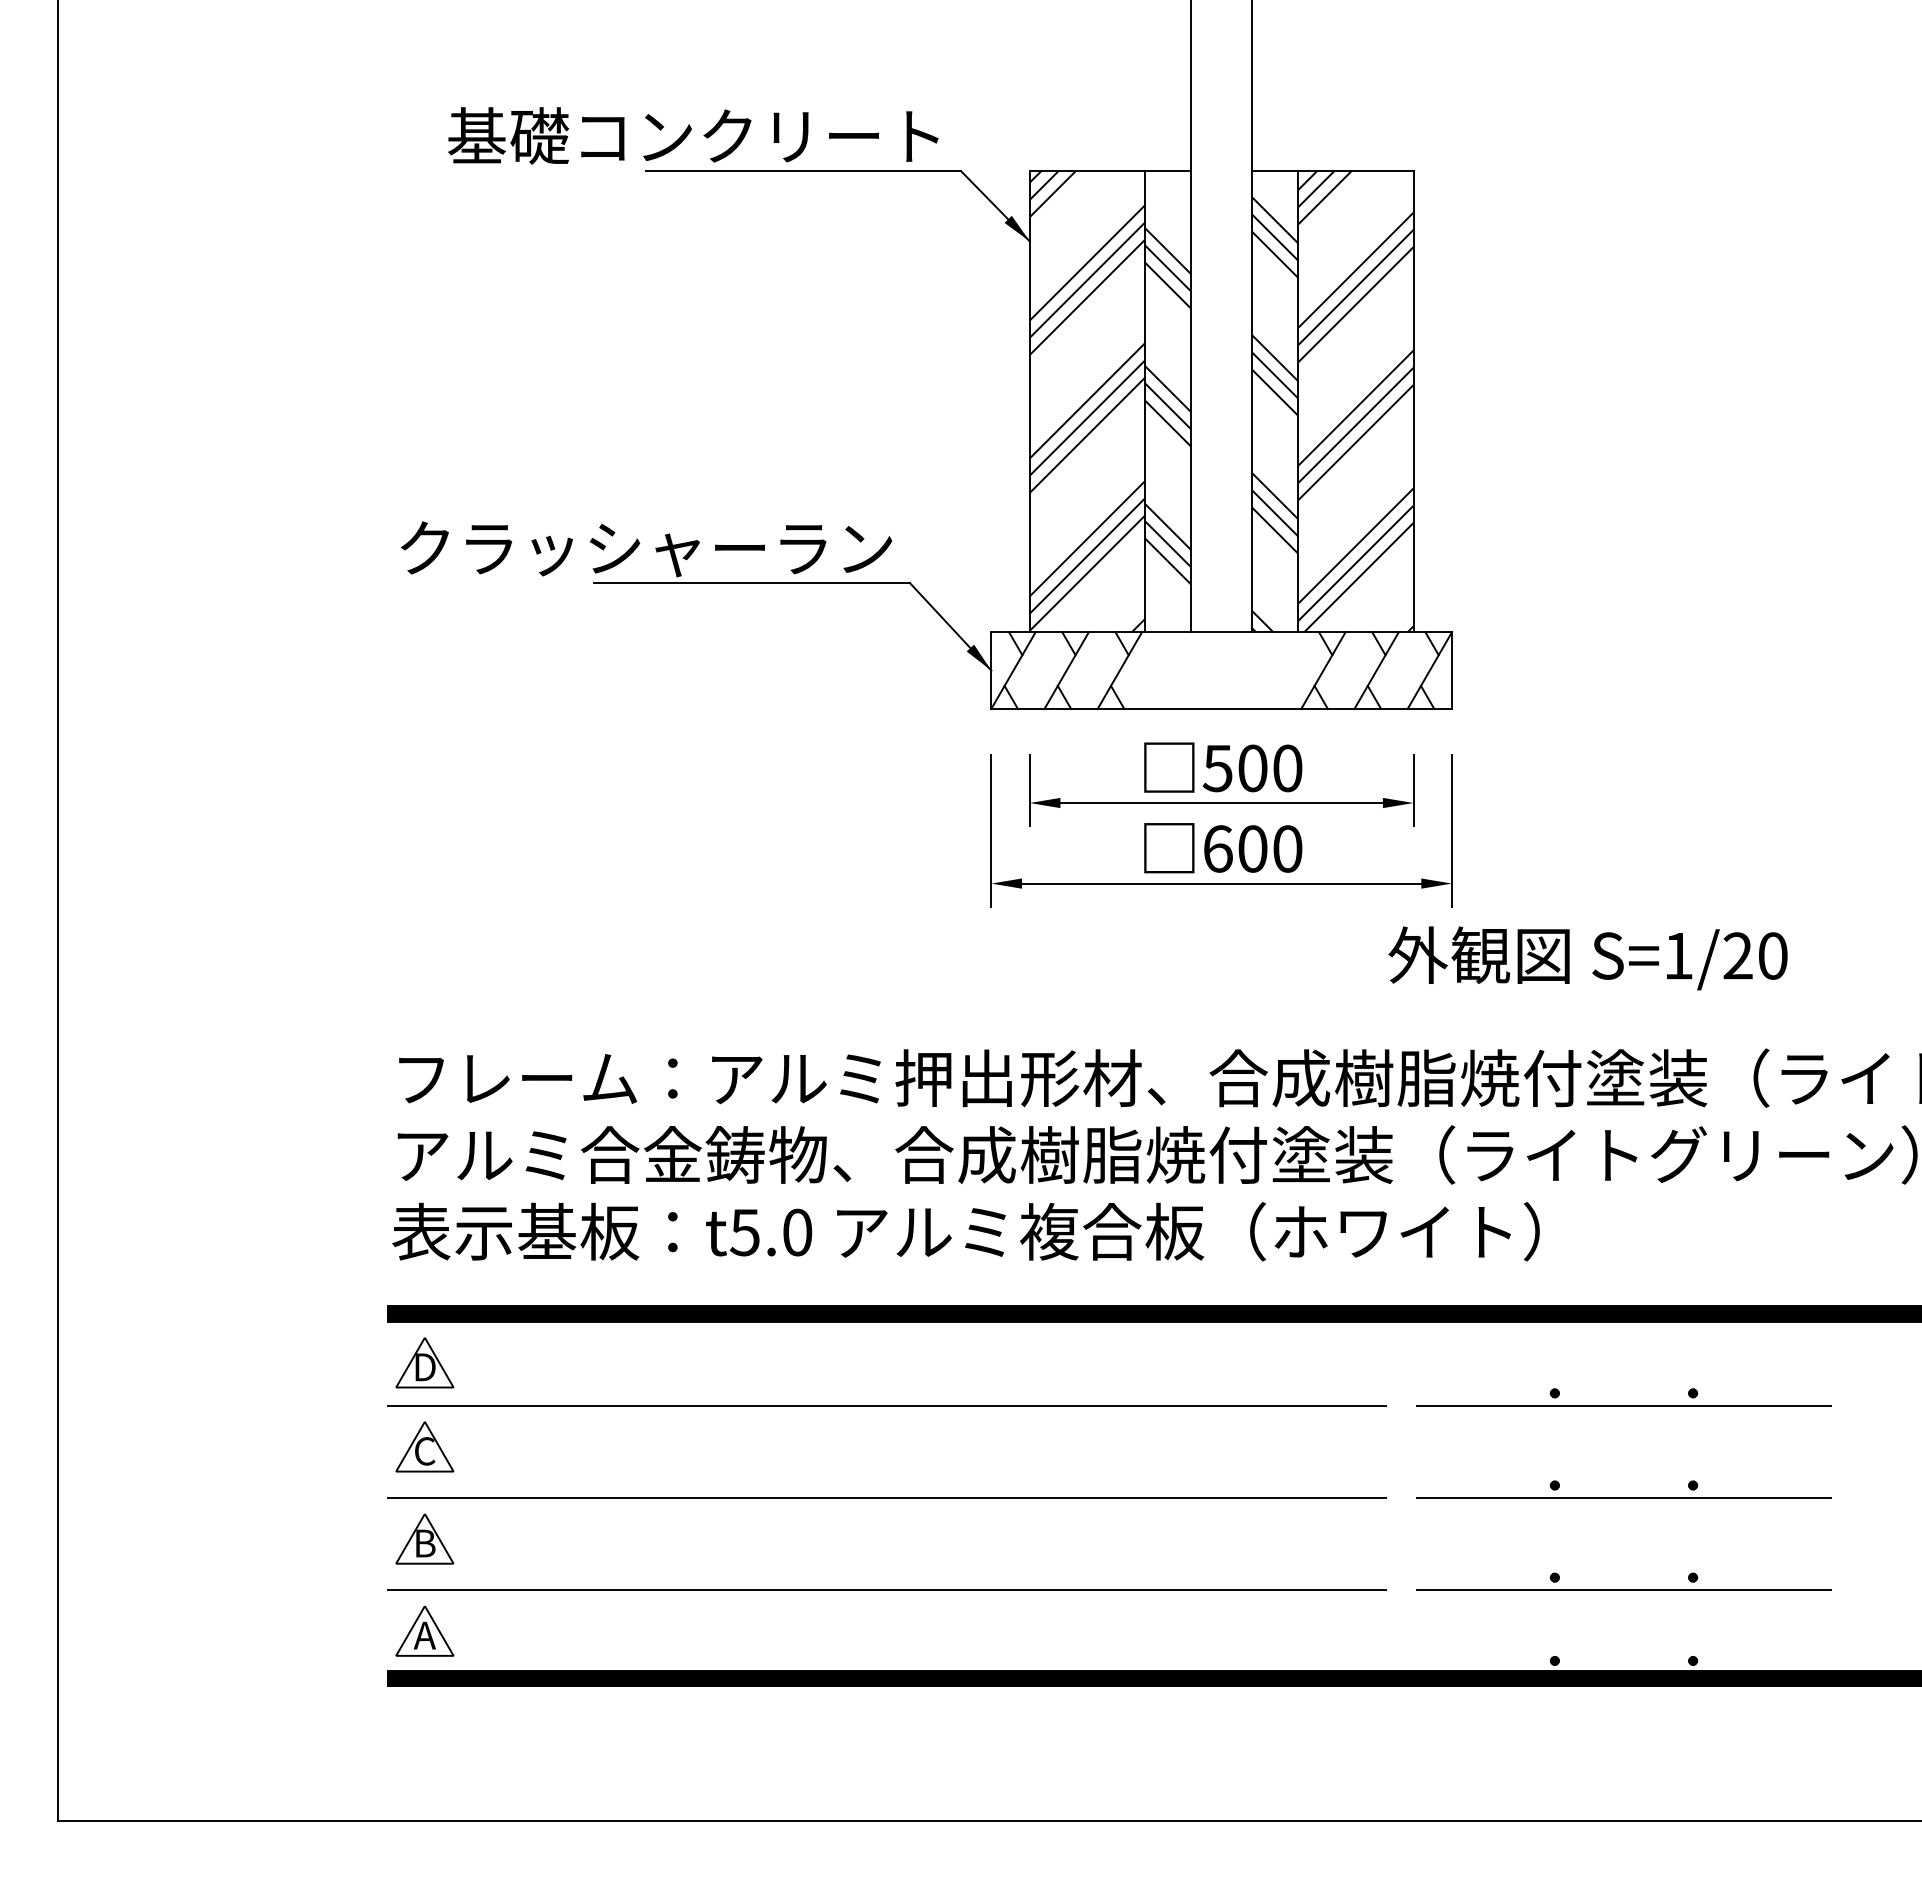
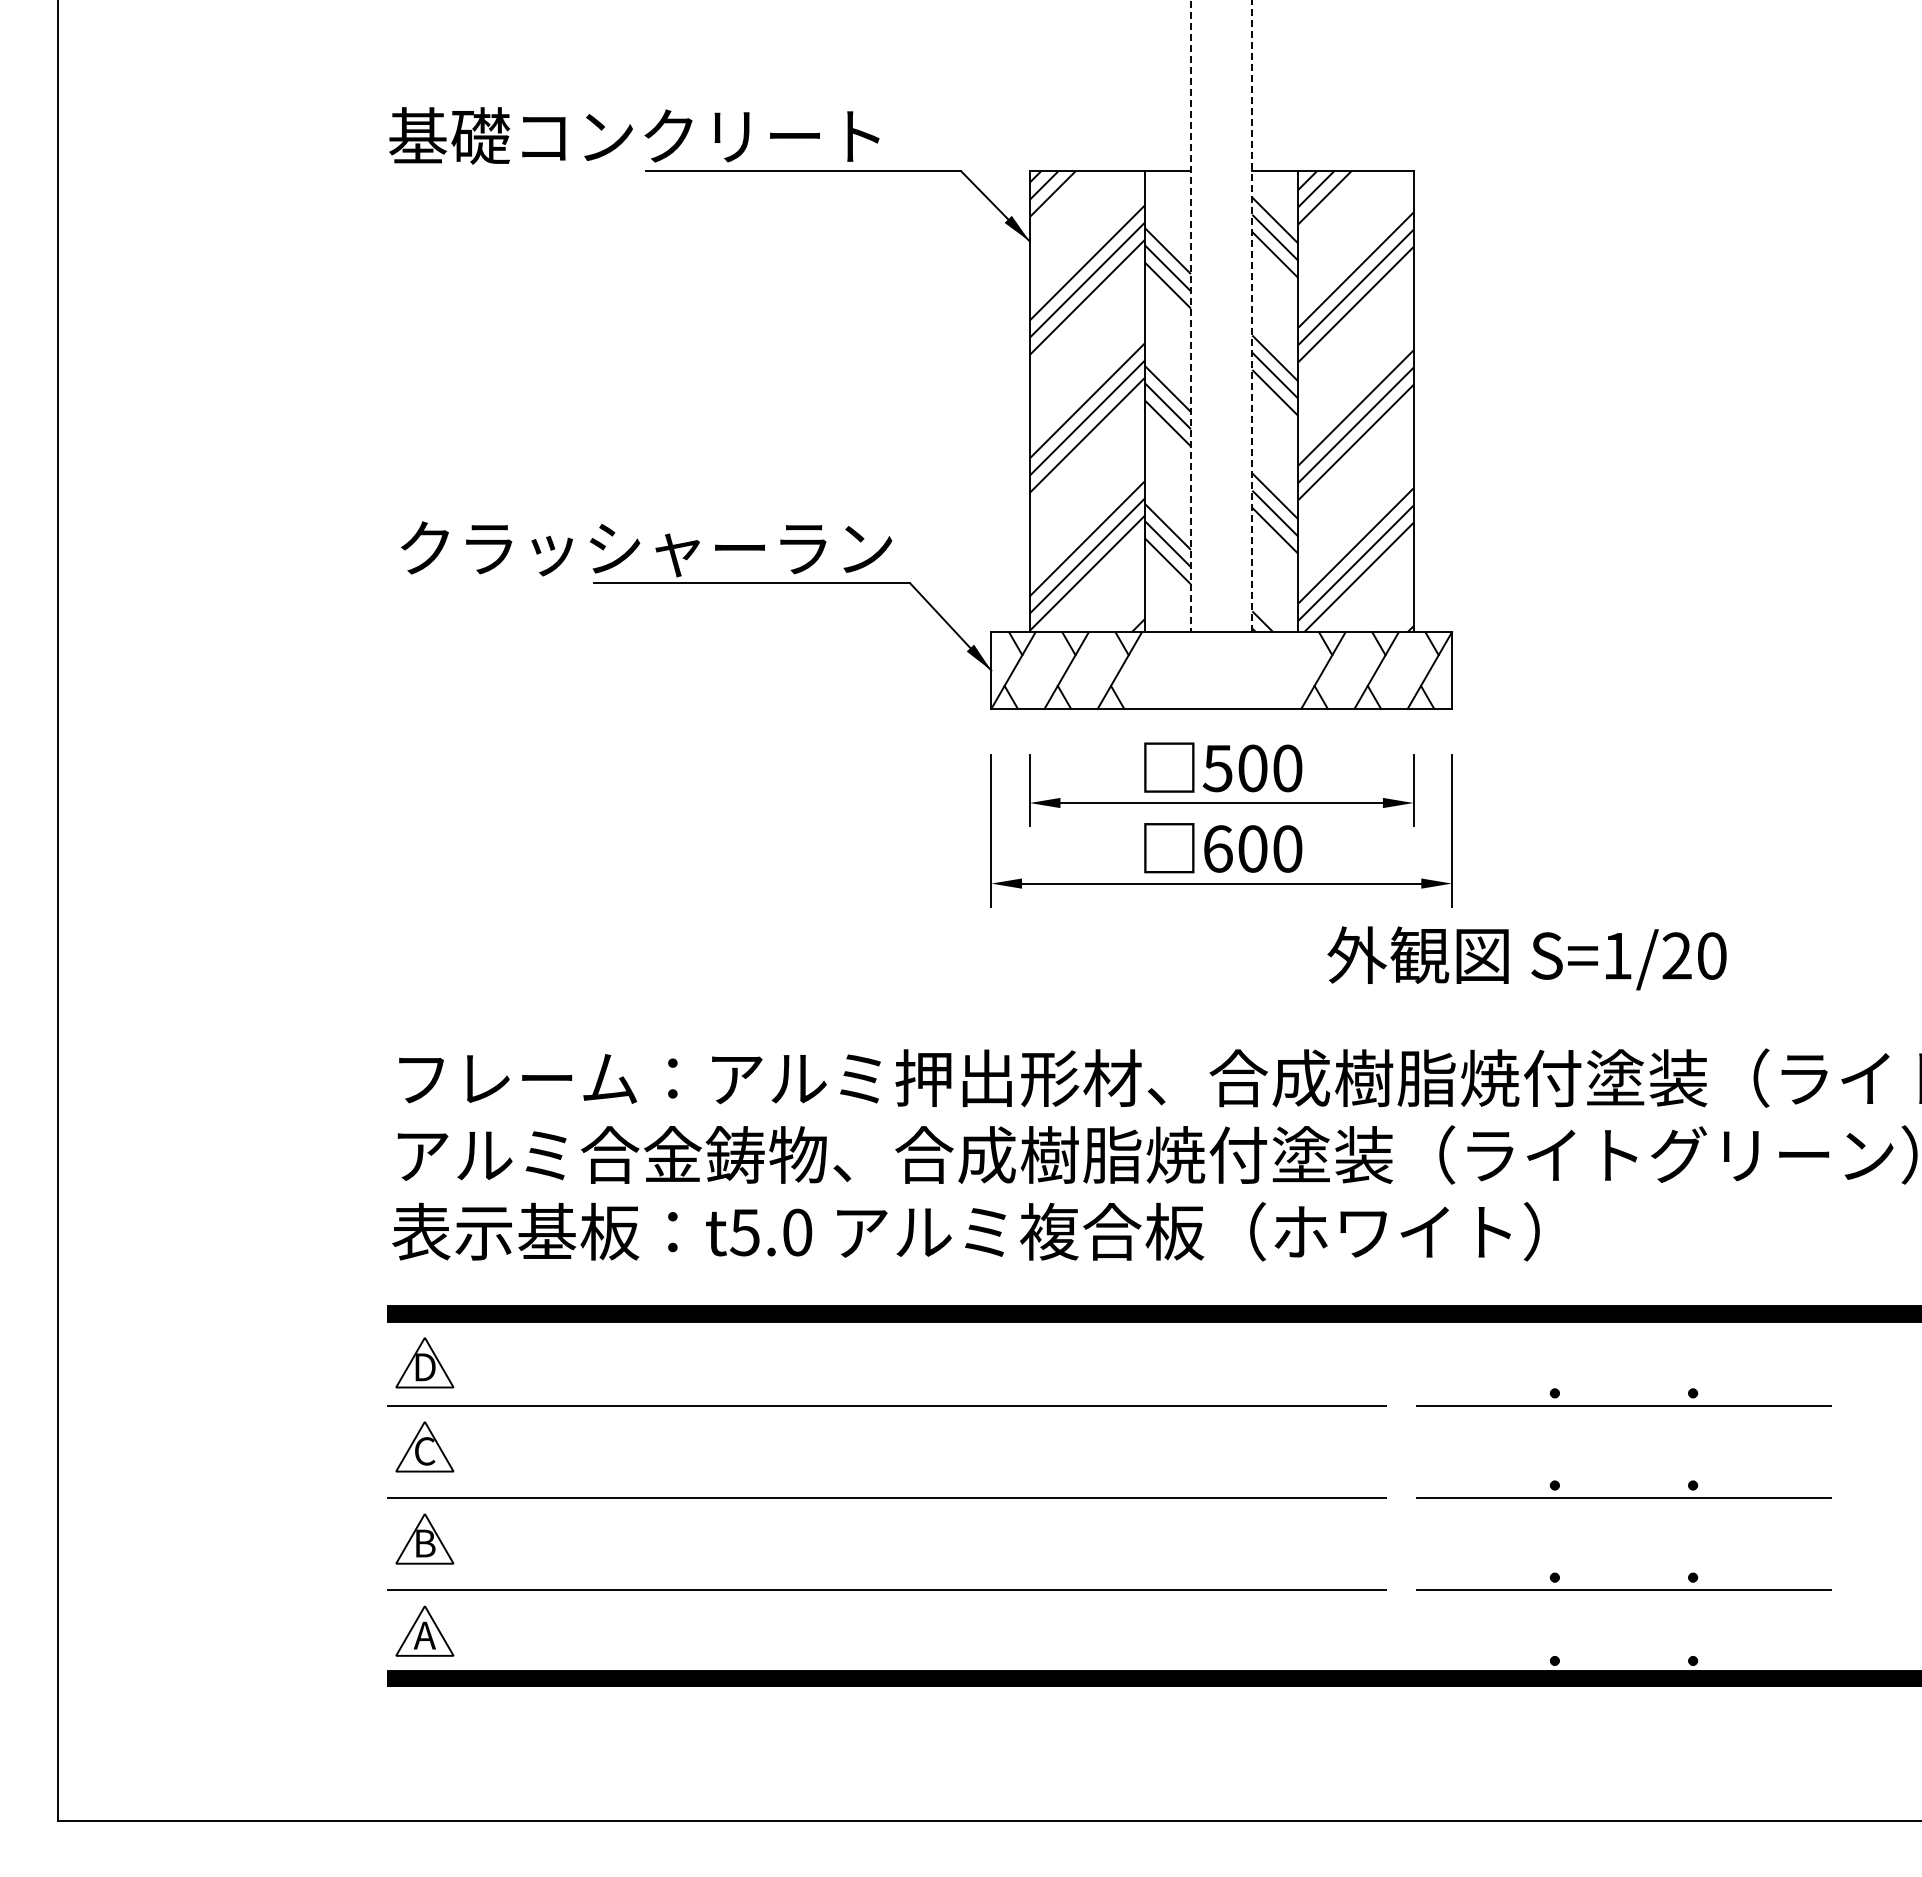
text position: (693, 135) -> (634, 135) (634, 135)
line: solid -> dashed (1190, 316)
line: solid -> dashed (1252, 316)
text position: (1587, 958) -> (1526, 958) (1526, 958)
